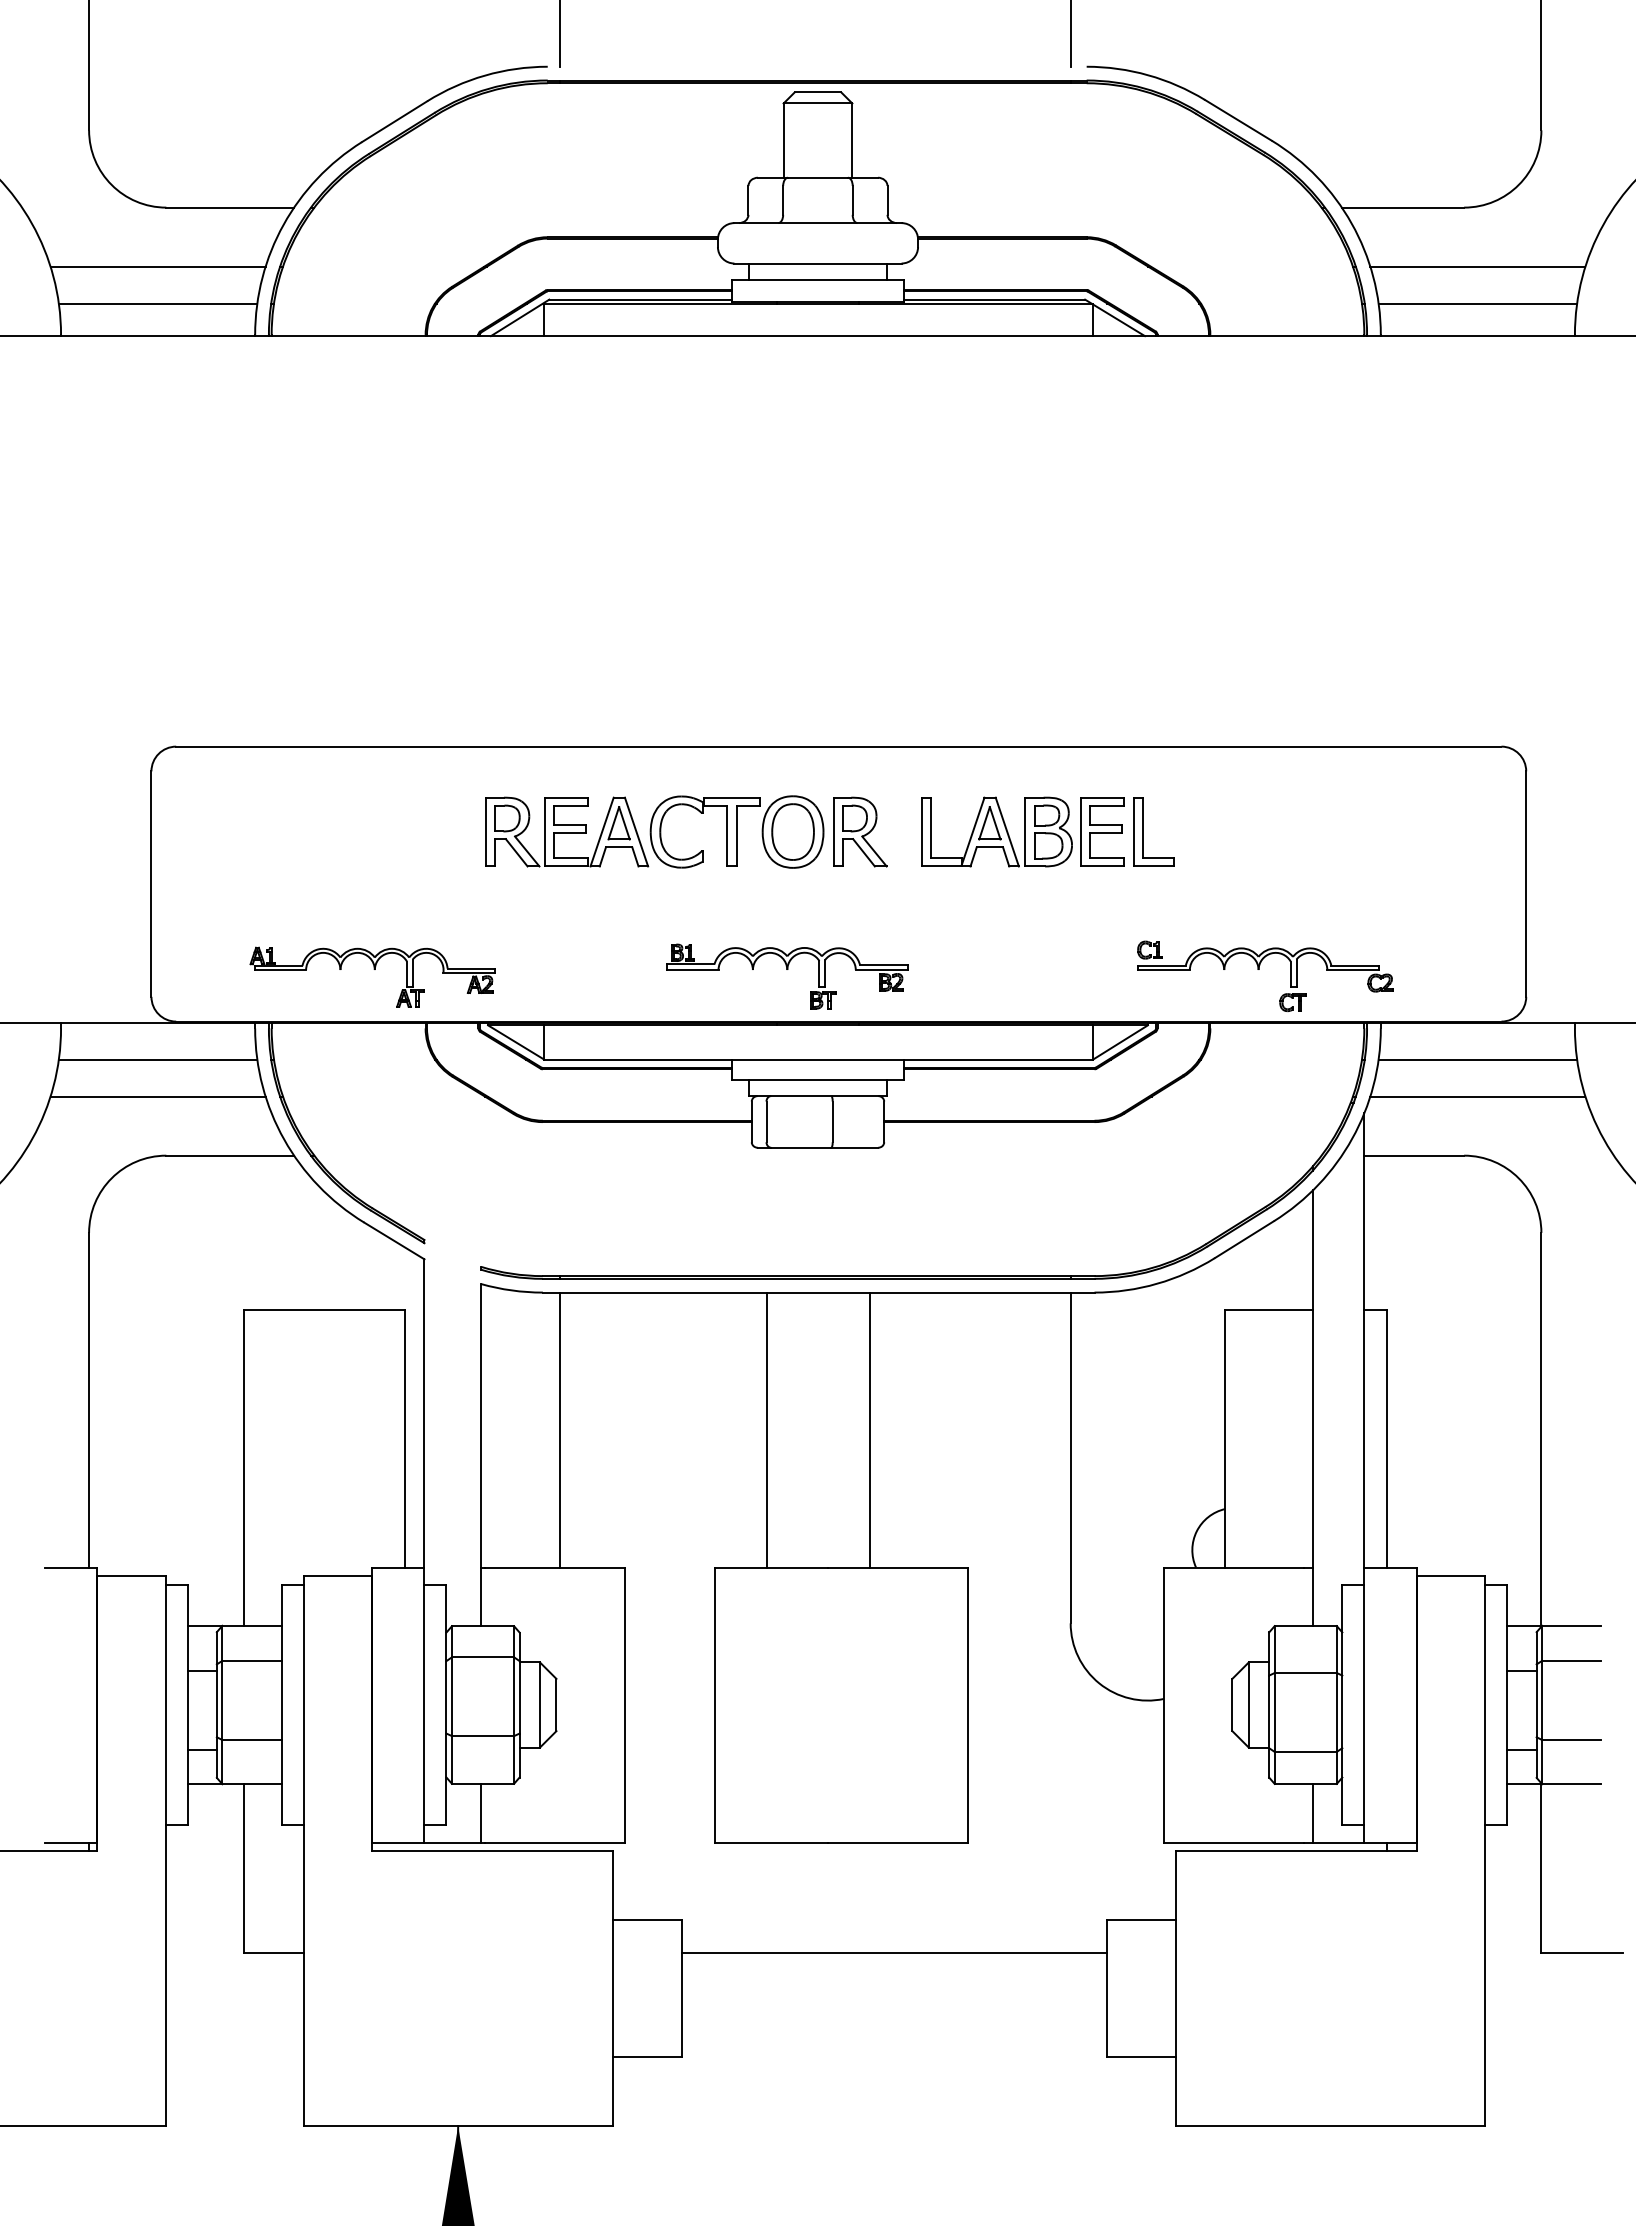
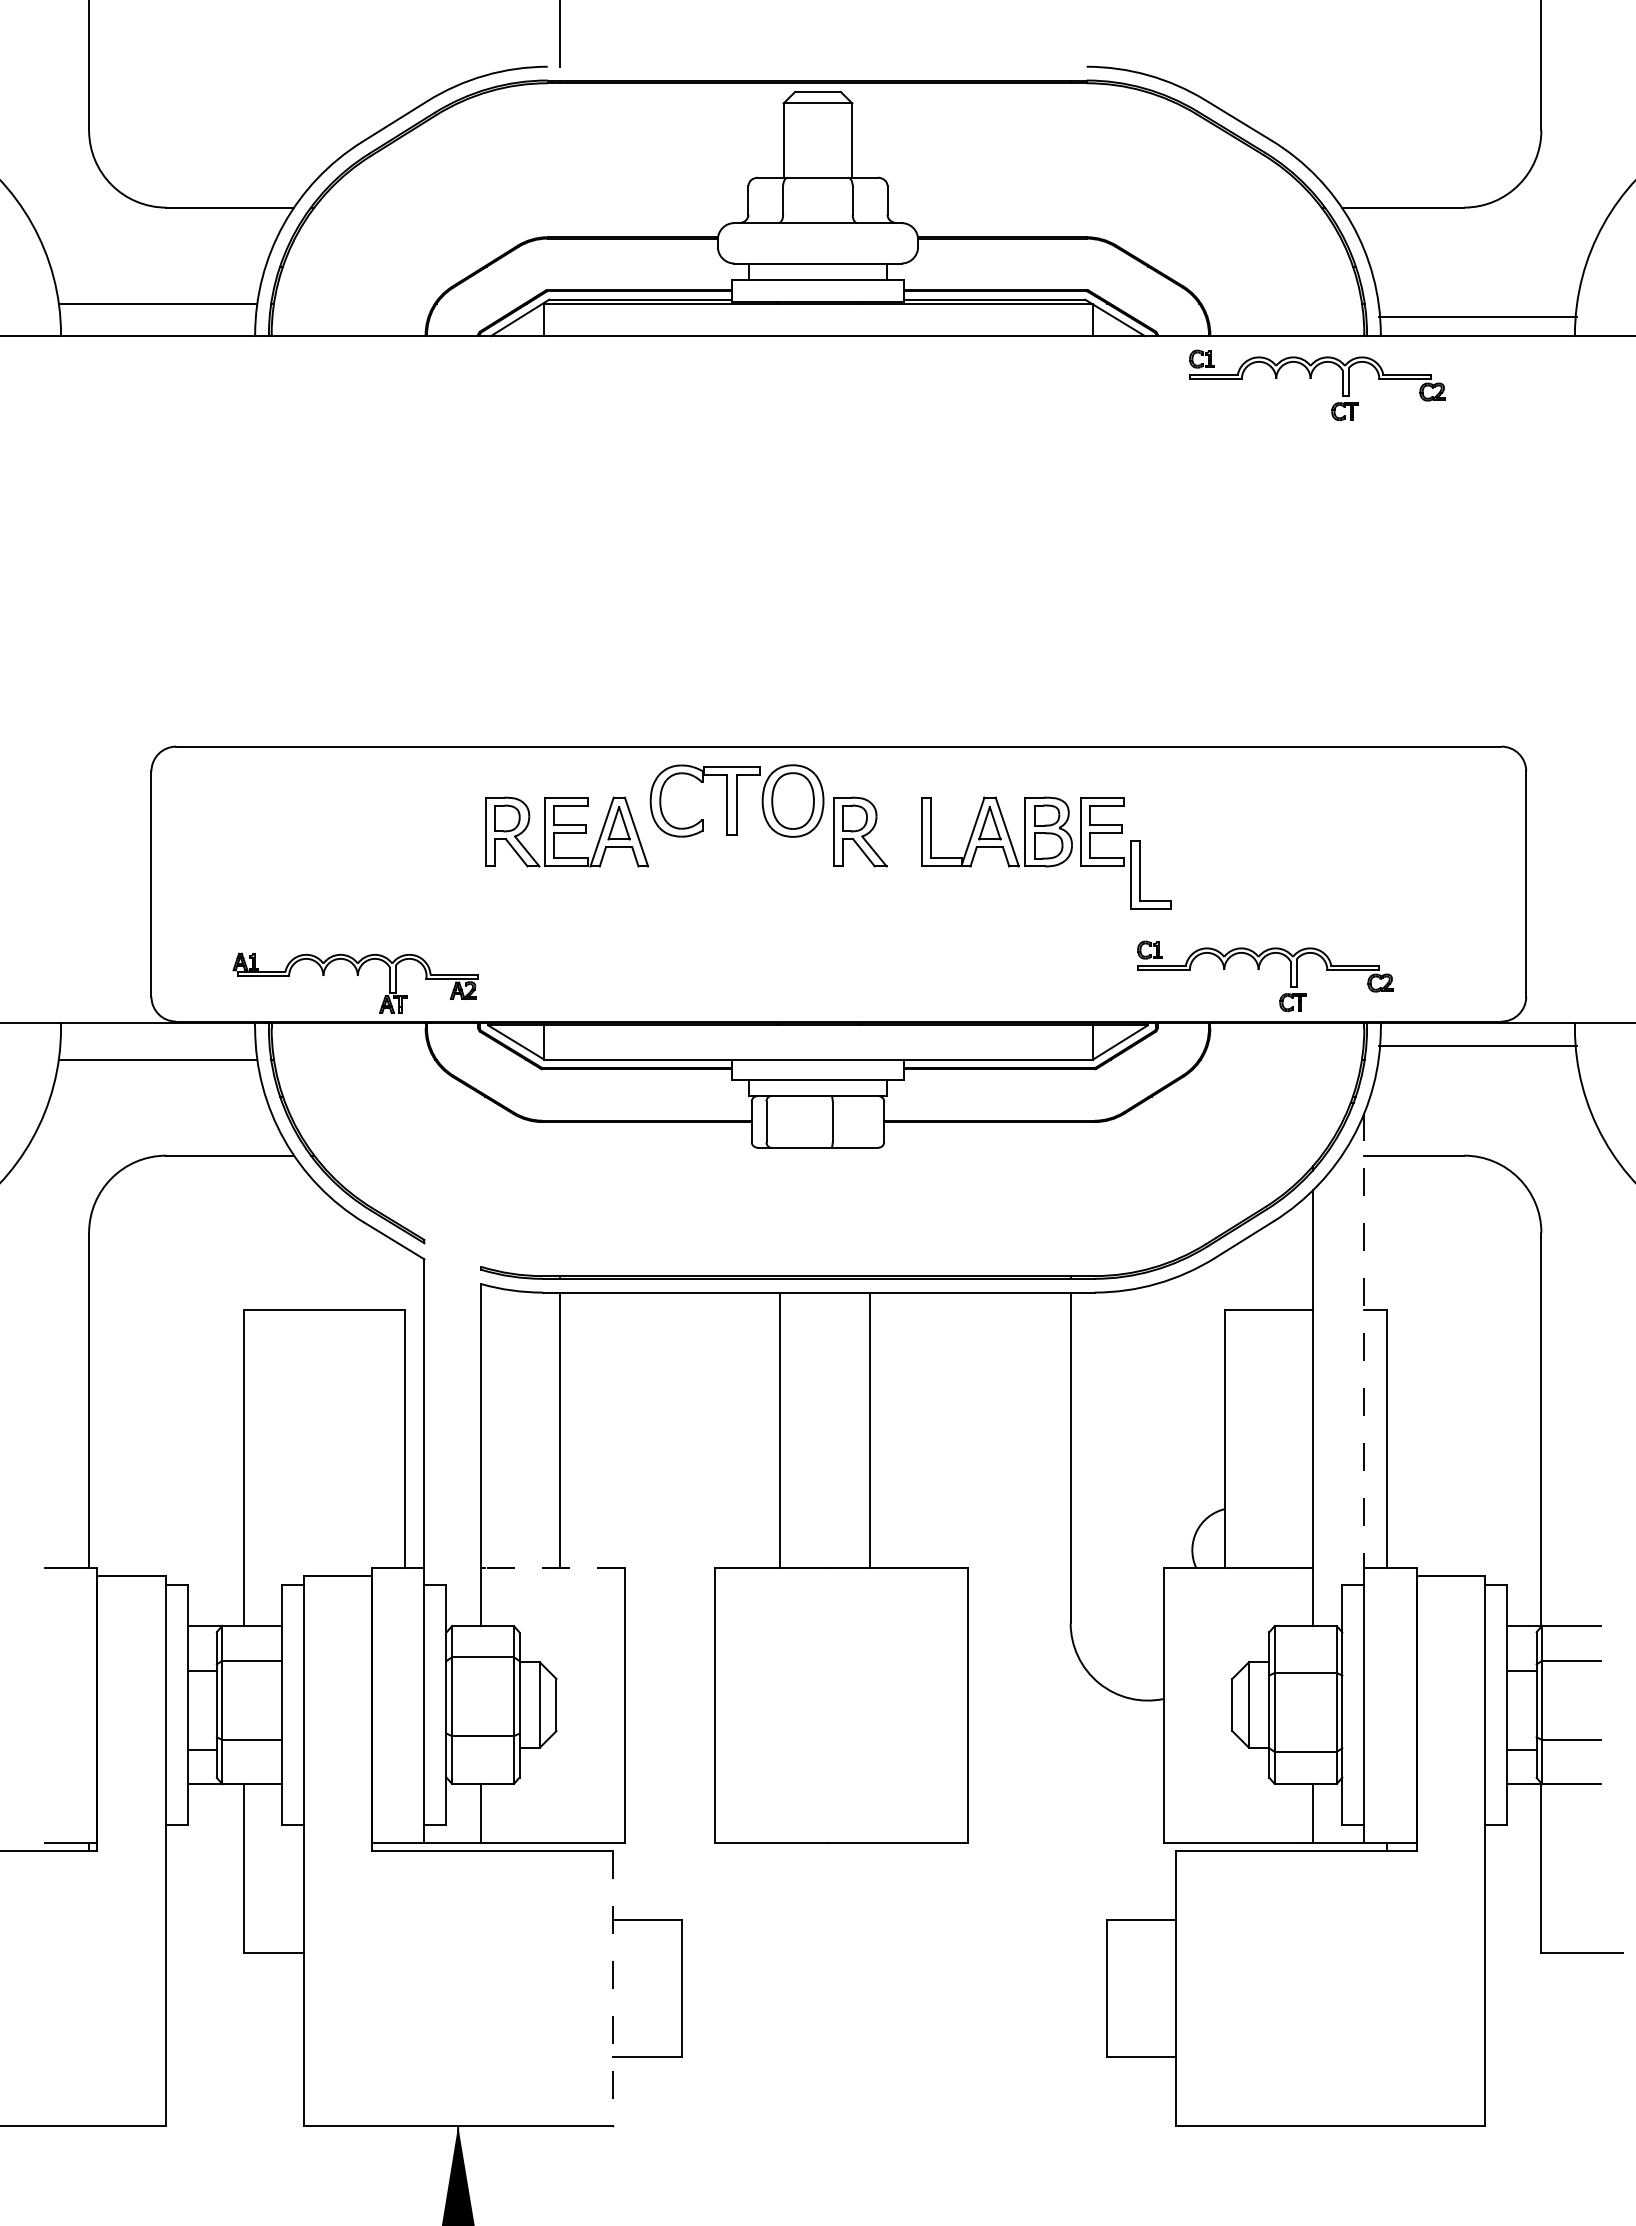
line: present -> none (1070, 34)
line: present -> none (157, 266)
line: present -> none (1477, 266)
line position: (1477, 303) -> (1477, 316) (1477, 316)
part: none -> present (1311, 378)
part position: (736, 831) -> (736, 800) (736, 800)
part position: (1143, 831) -> (1140, 874) (1140, 874)
part position: (373, 969) -> (356, 975) (356, 975)
part: present -> none (787, 969)
line position: (1477, 1059) -> (1477, 1045) (1477, 1045)
line: present -> none (157, 1096)
line: present -> none (1477, 1096)
line: solid -> dashed (1364, 1340)
line position: (767, 1429) -> (780, 1429) (780, 1429)
line: solid -> dashed (555, 1567)
line: present -> none (894, 1953)
line: solid -> dashed (612, 1989)
